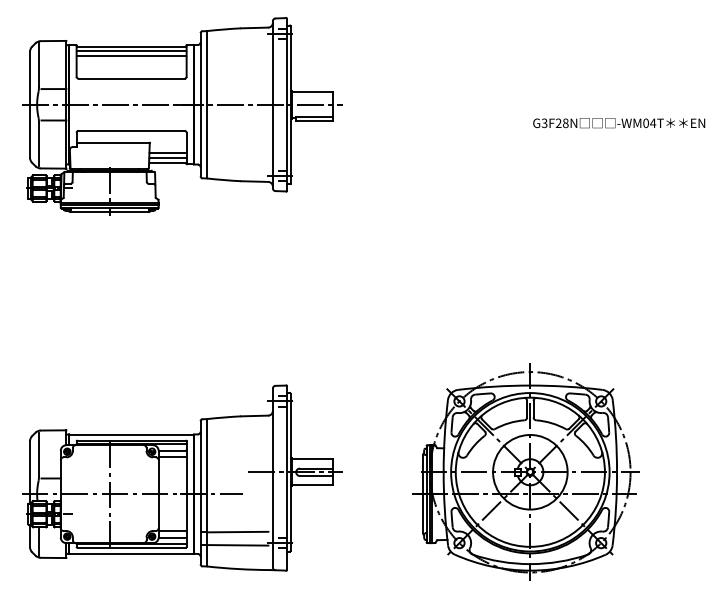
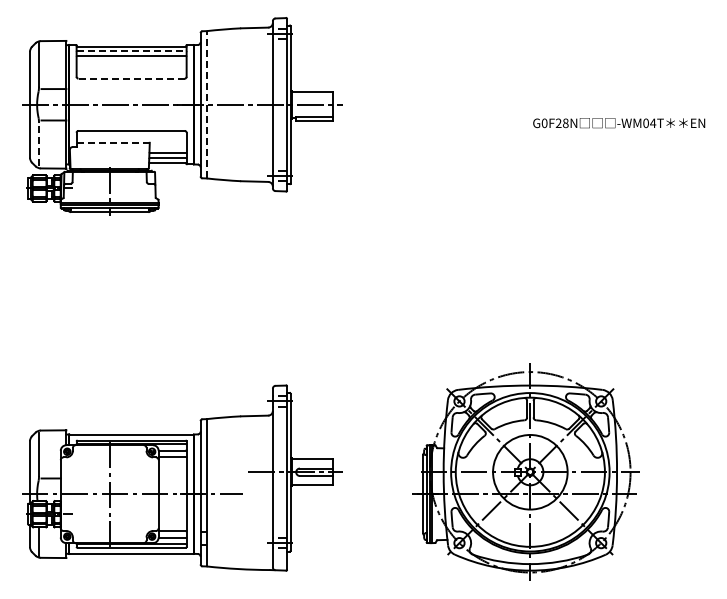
line: solid -> dashed (131, 51)
line: solid -> dashed (131, 78)
line: solid -> dashed (206, 104)
text: G3F28N -> G0F28N (544, 122)
line: solid -> dashed (113, 142)
line: solid -> dashed (39, 144)
line: present -> none (238, 531)
line: present -> none (238, 545)
